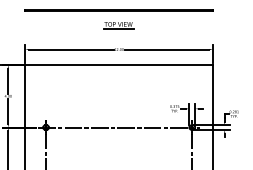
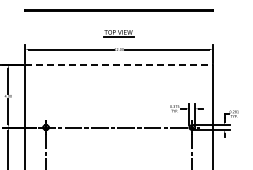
part position: (118, 25) -> (118, 33) (118, 33)
line: solid -> dashed (119, 64)
